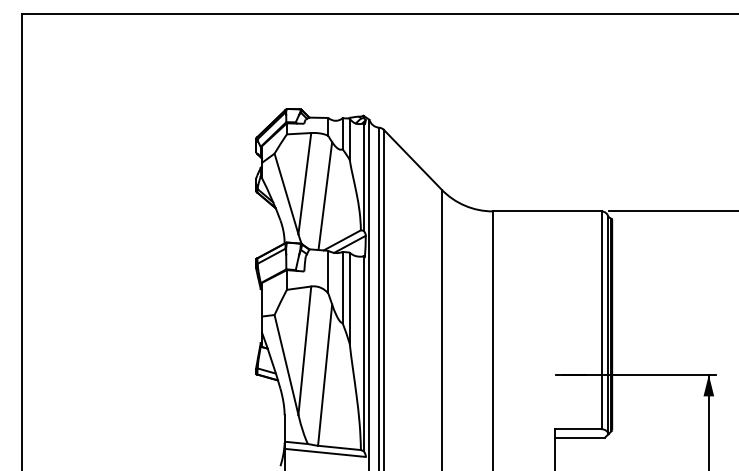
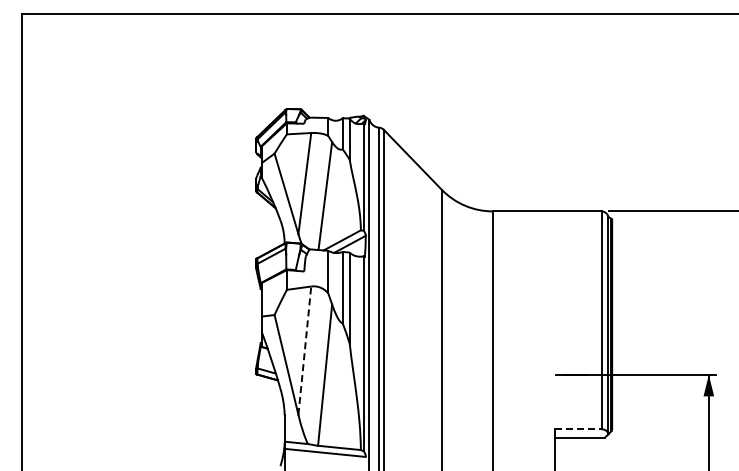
line: solid -> dashed (304, 350)
line: solid -> dashed (578, 429)
